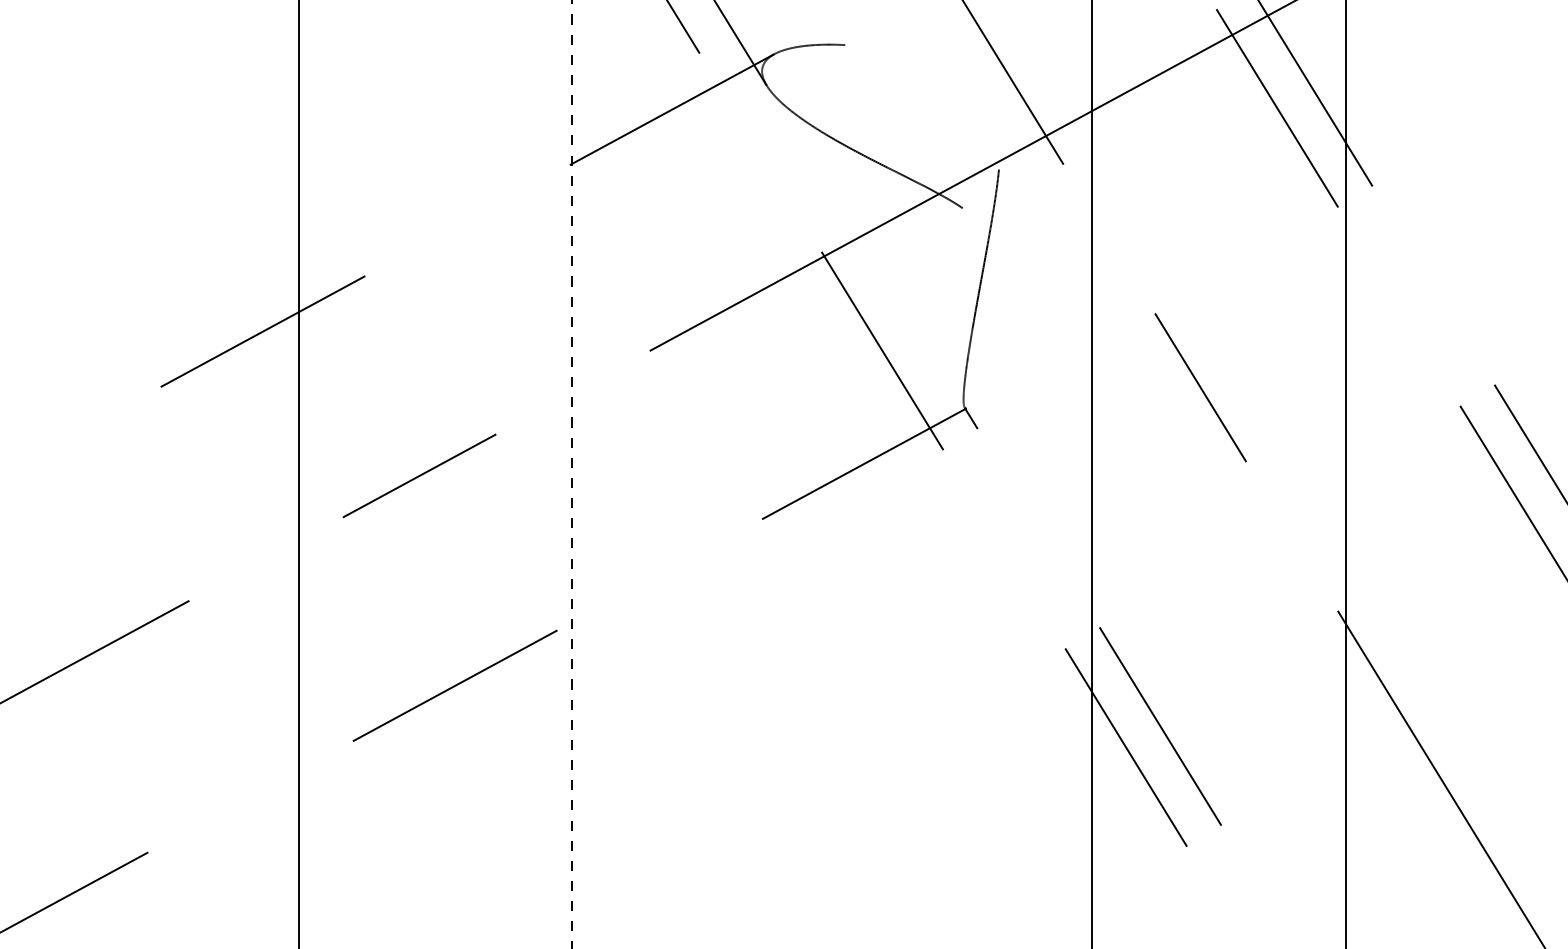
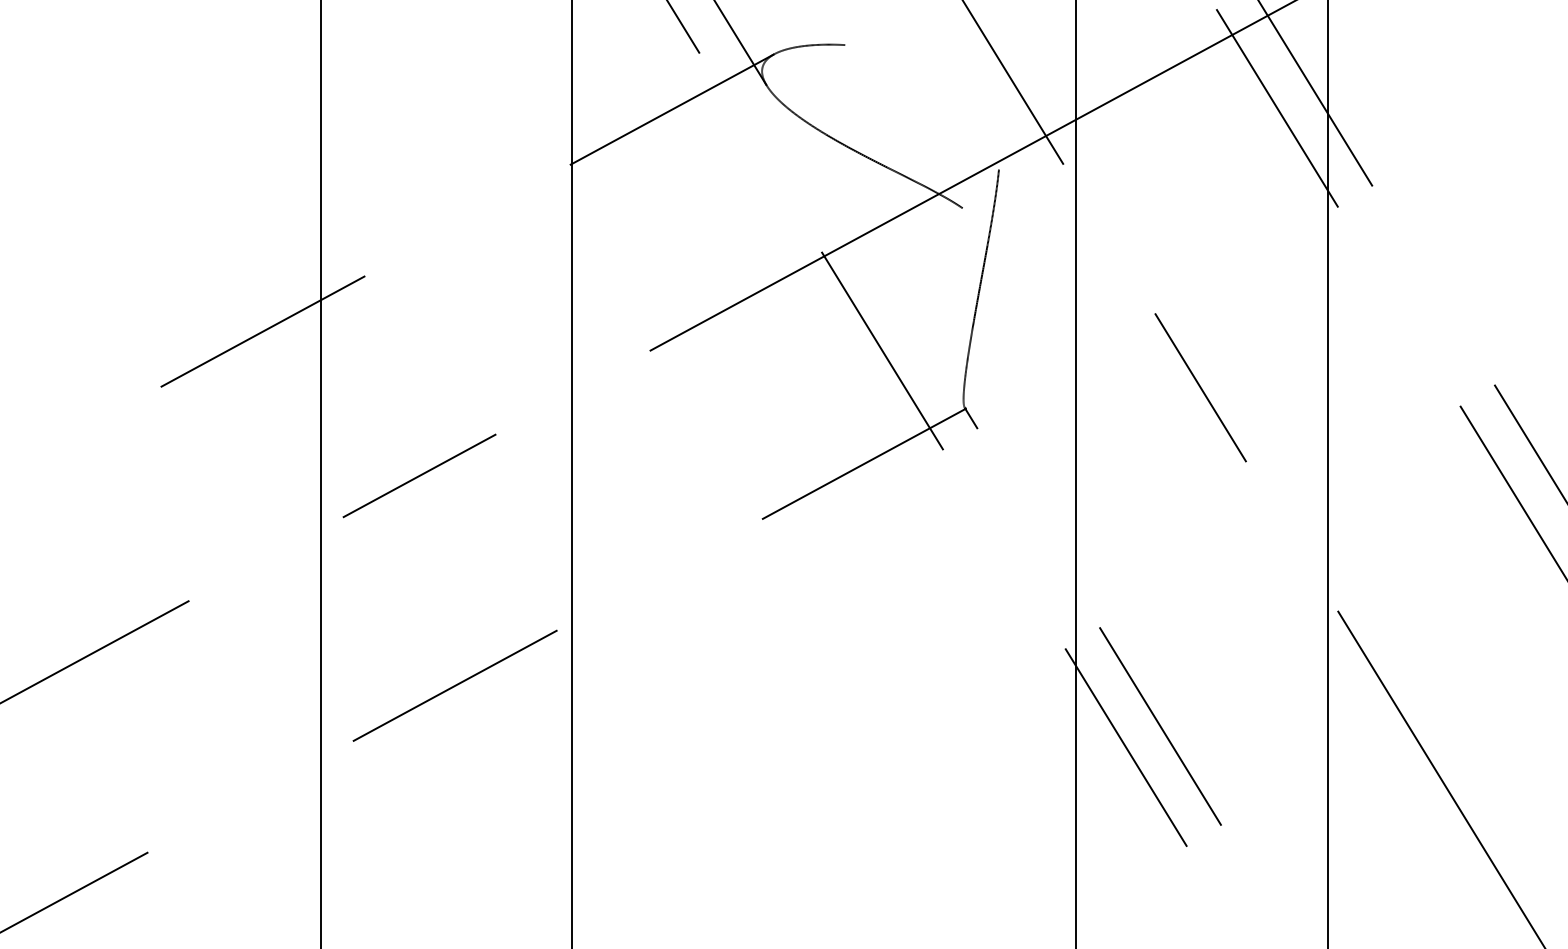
line position: (298, 473) -> (320, 473) (320, 473)
line position: (1092, 473) -> (1076, 473) (1076, 473)
line position: (1346, 473) -> (1328, 473) (1328, 473)
line: dashed -> solid (572, 474)
